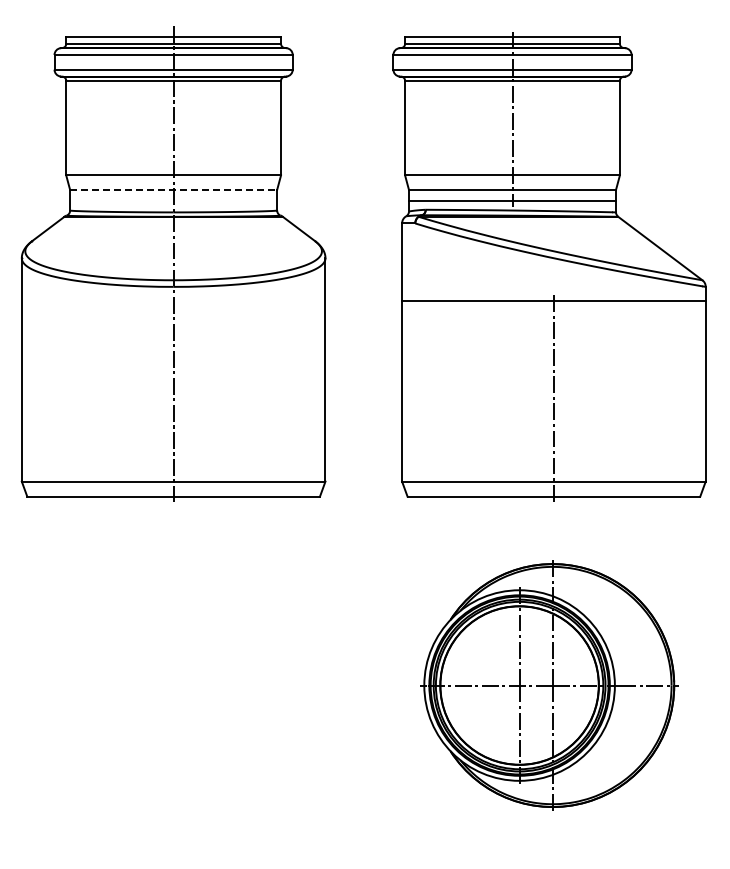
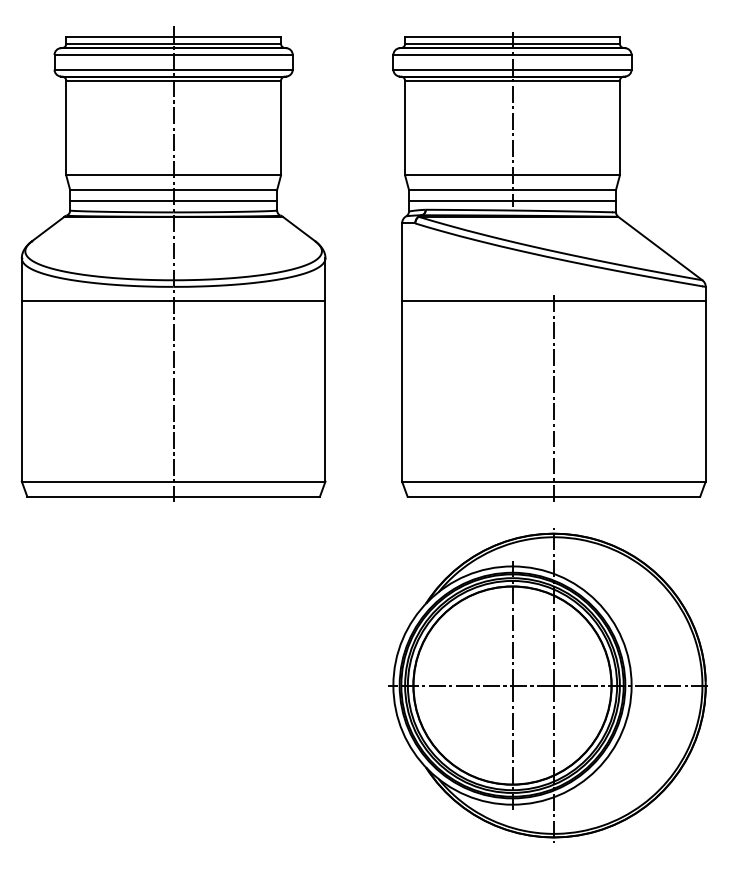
line: dashed -> solid (173, 189)
line: none -> present (173, 201)
line: none -> present (173, 300)
part size: 259x251 px -> 320x315 px (547, 685)
